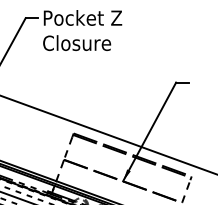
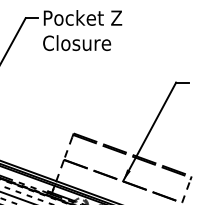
line: present -> none (108, 134)
